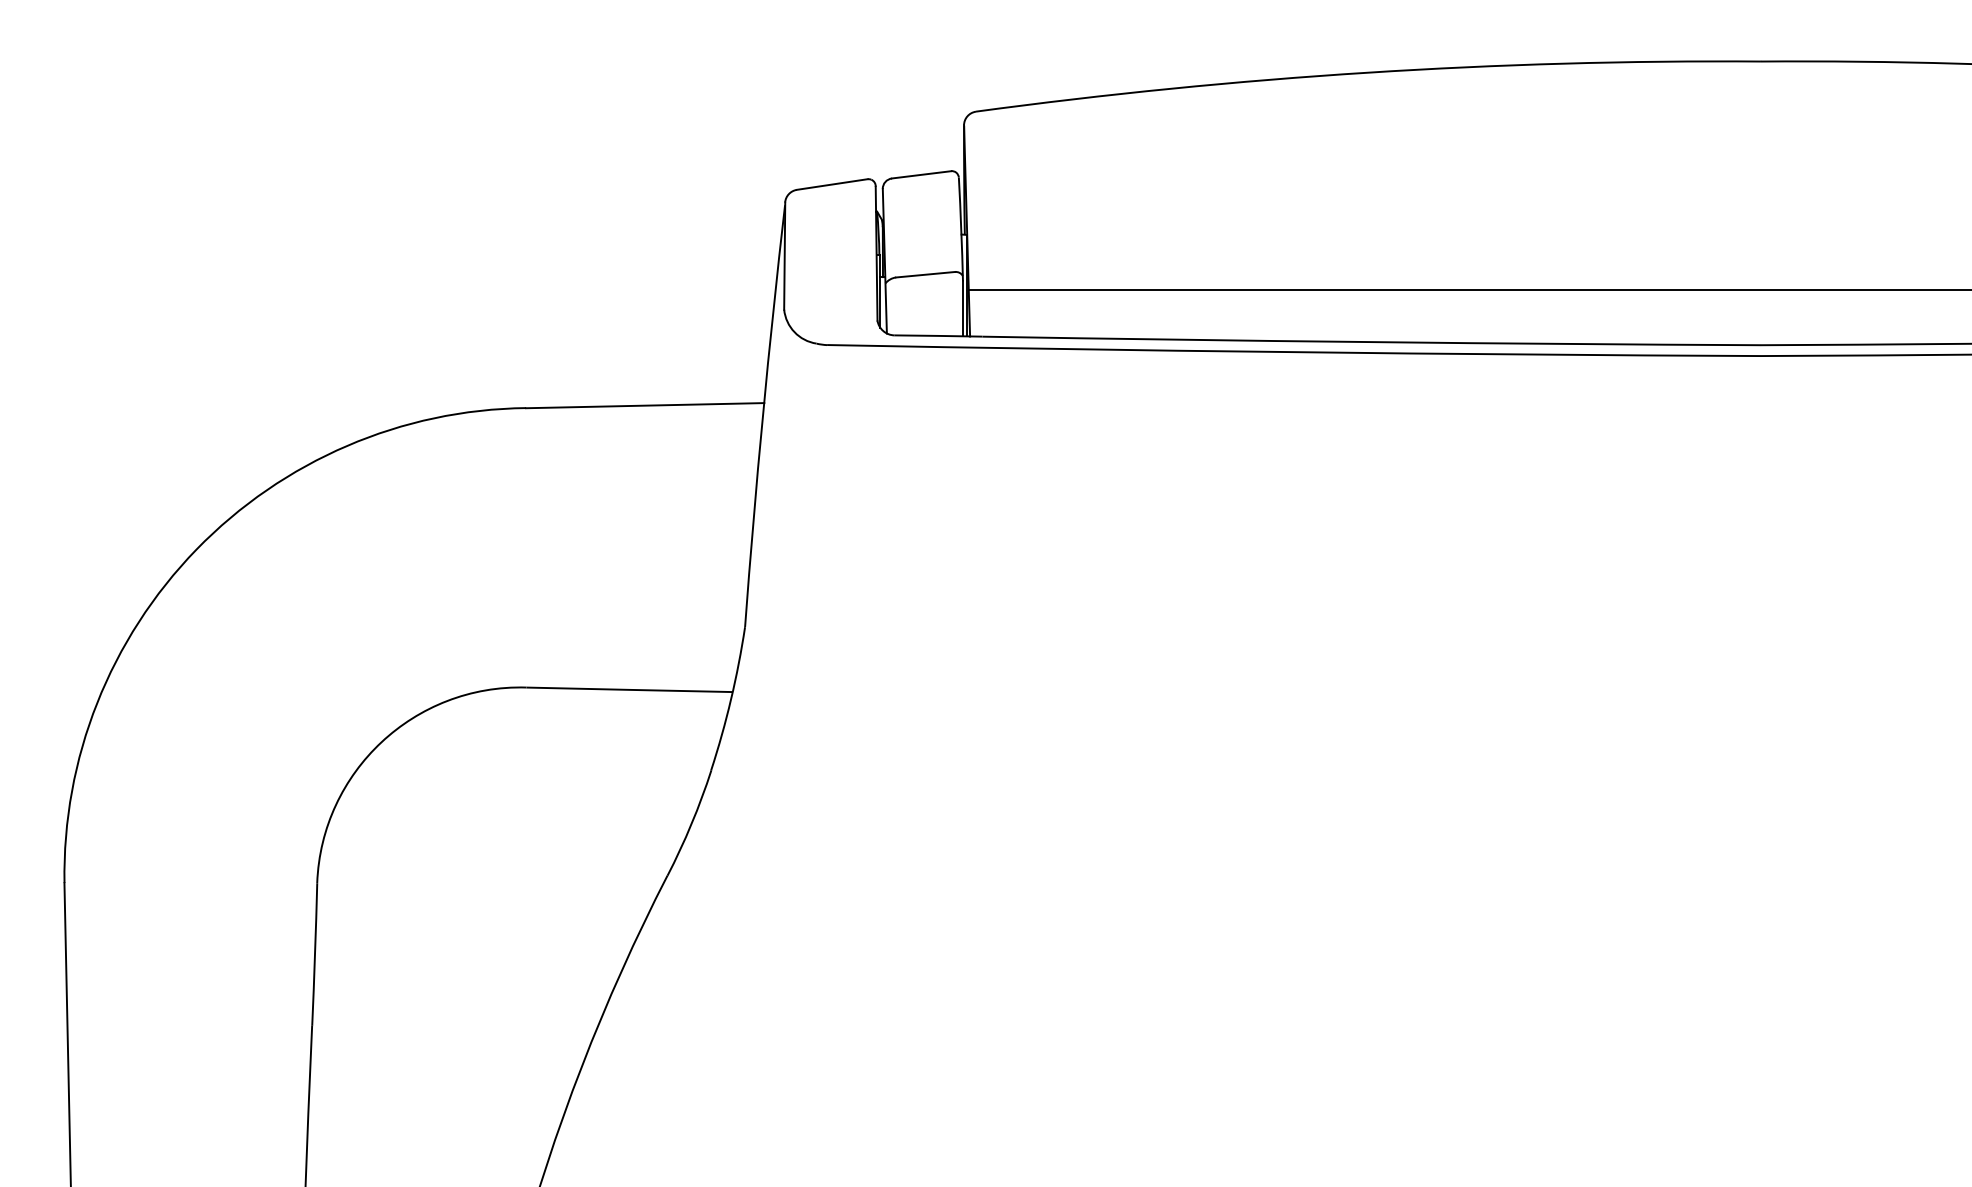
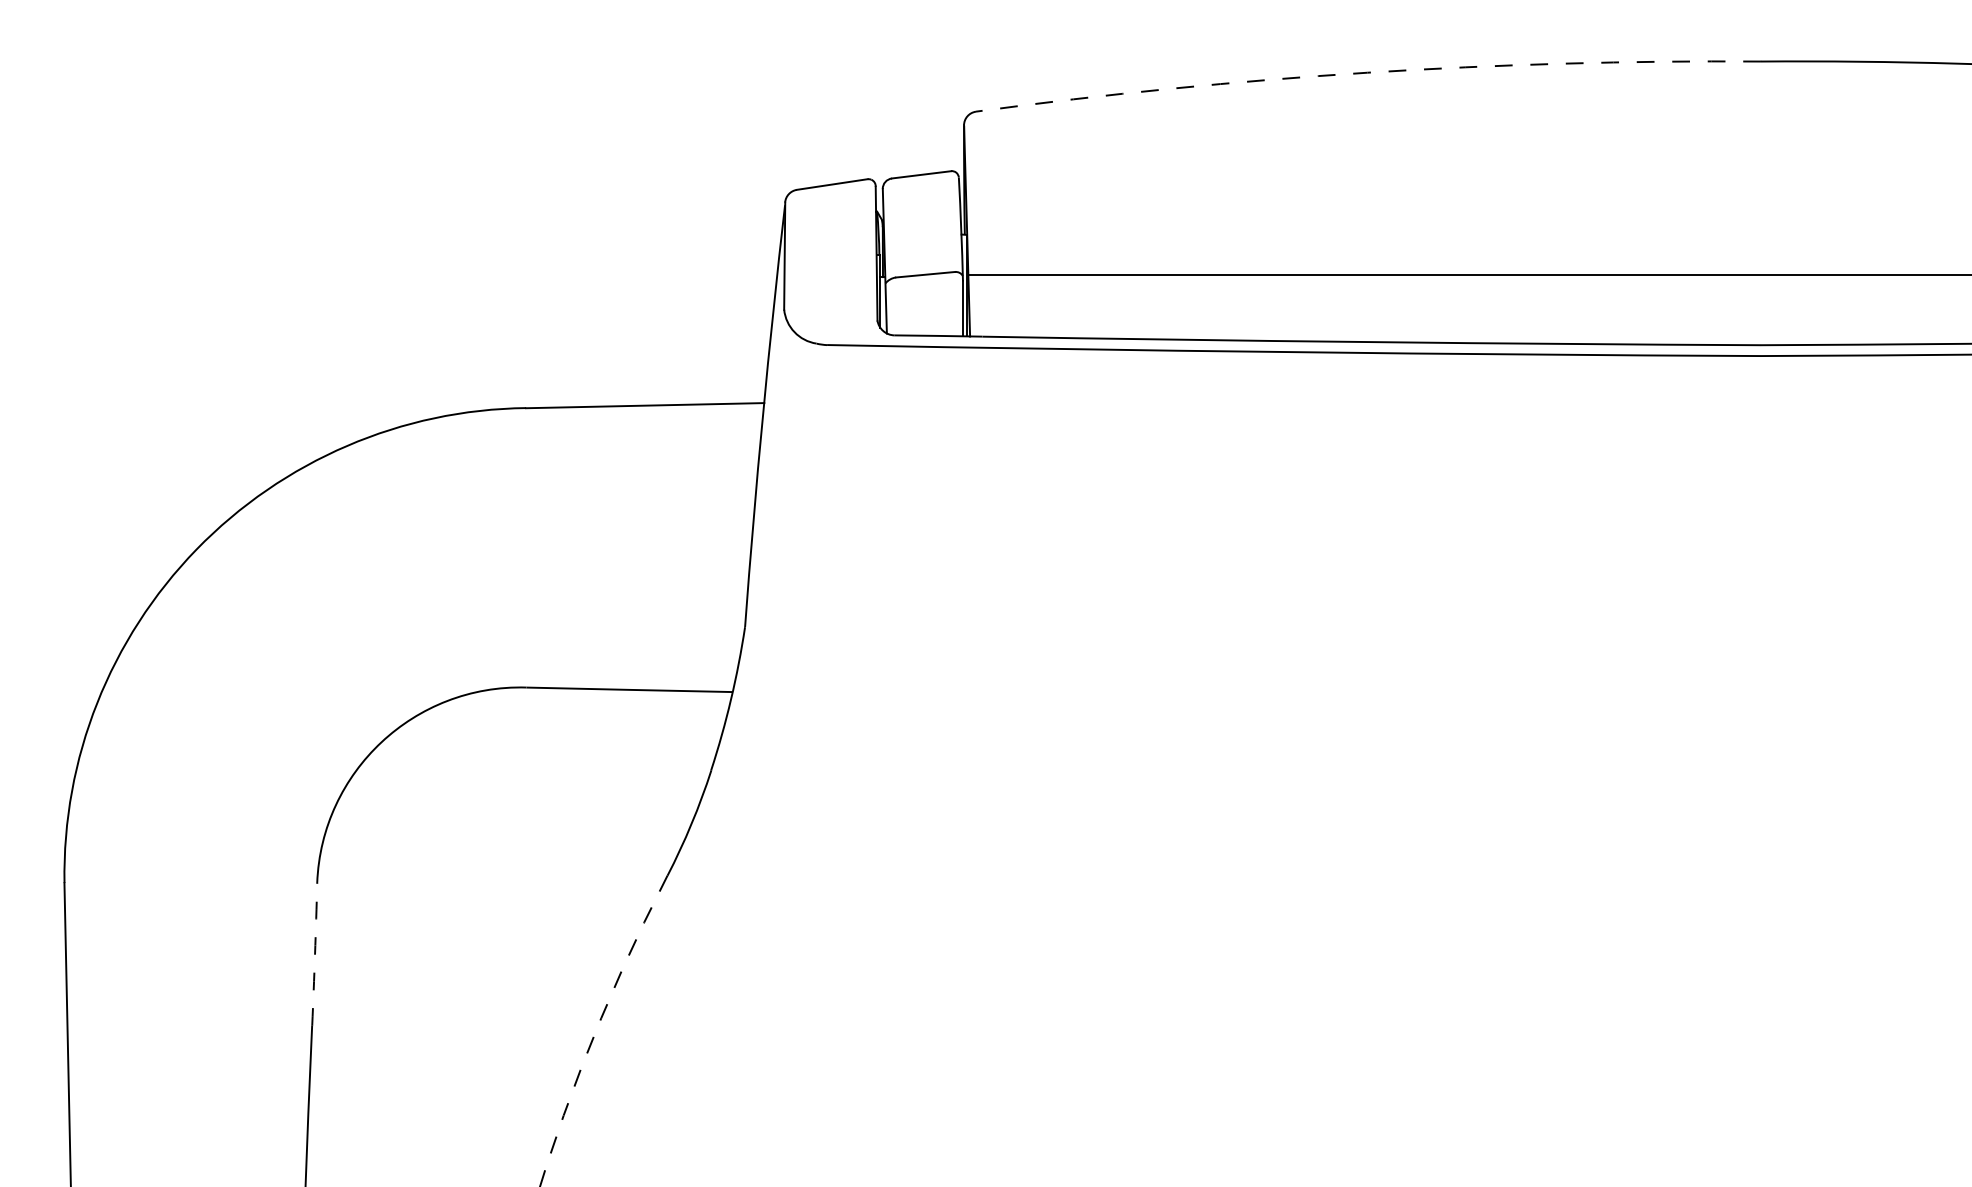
arc: solid -> dashed (1367, 72)
line position: (1468, 290) -> (1468, 275) (1468, 275)
arc: solid -> dashed (315, 954)
arc: solid -> dashed (596, 1029)
